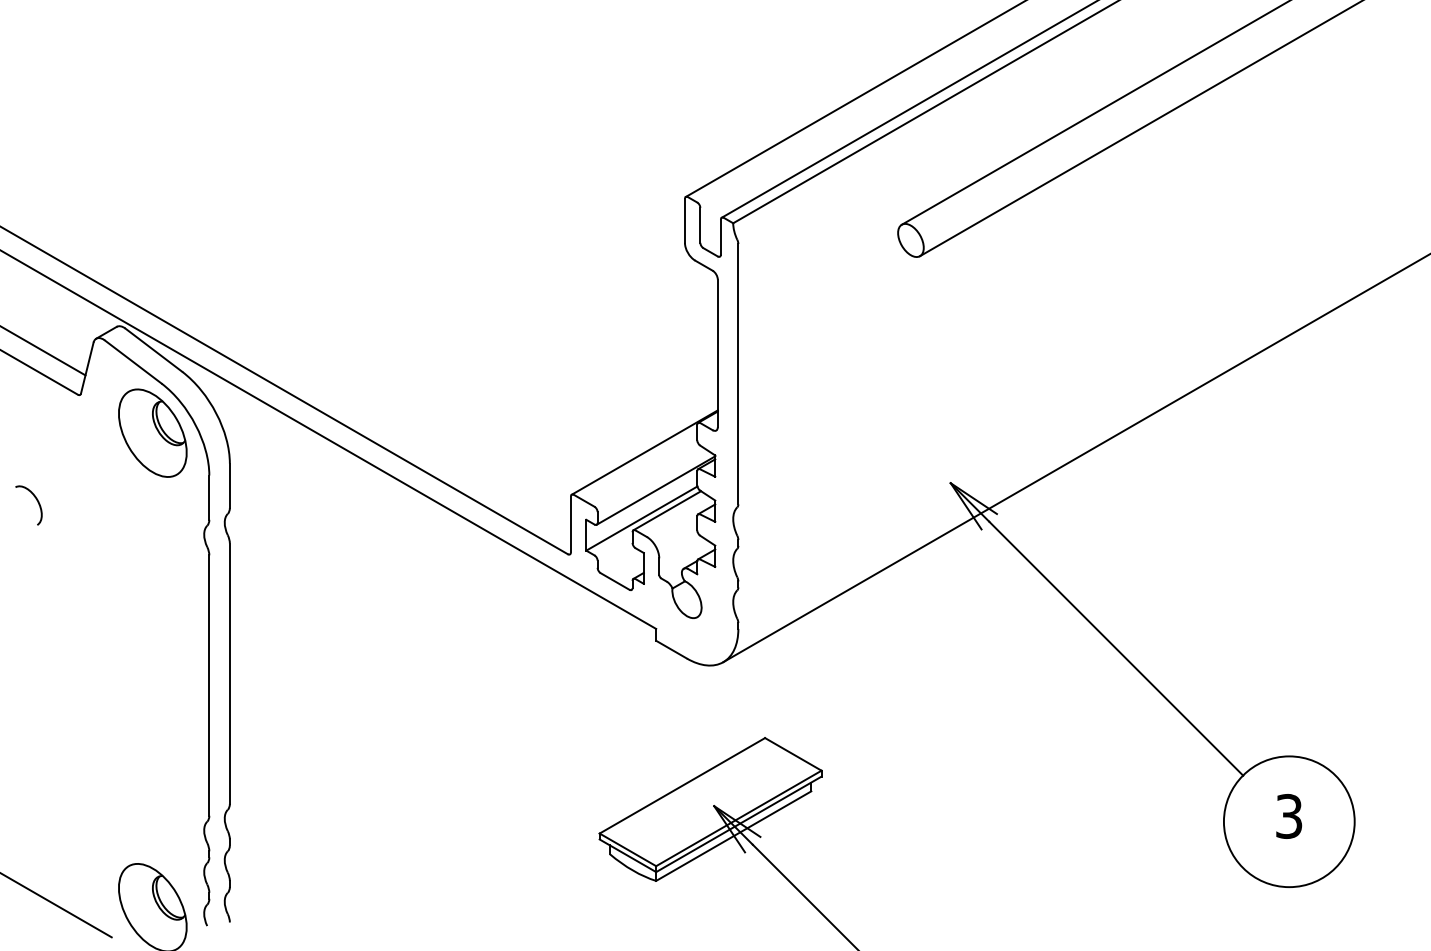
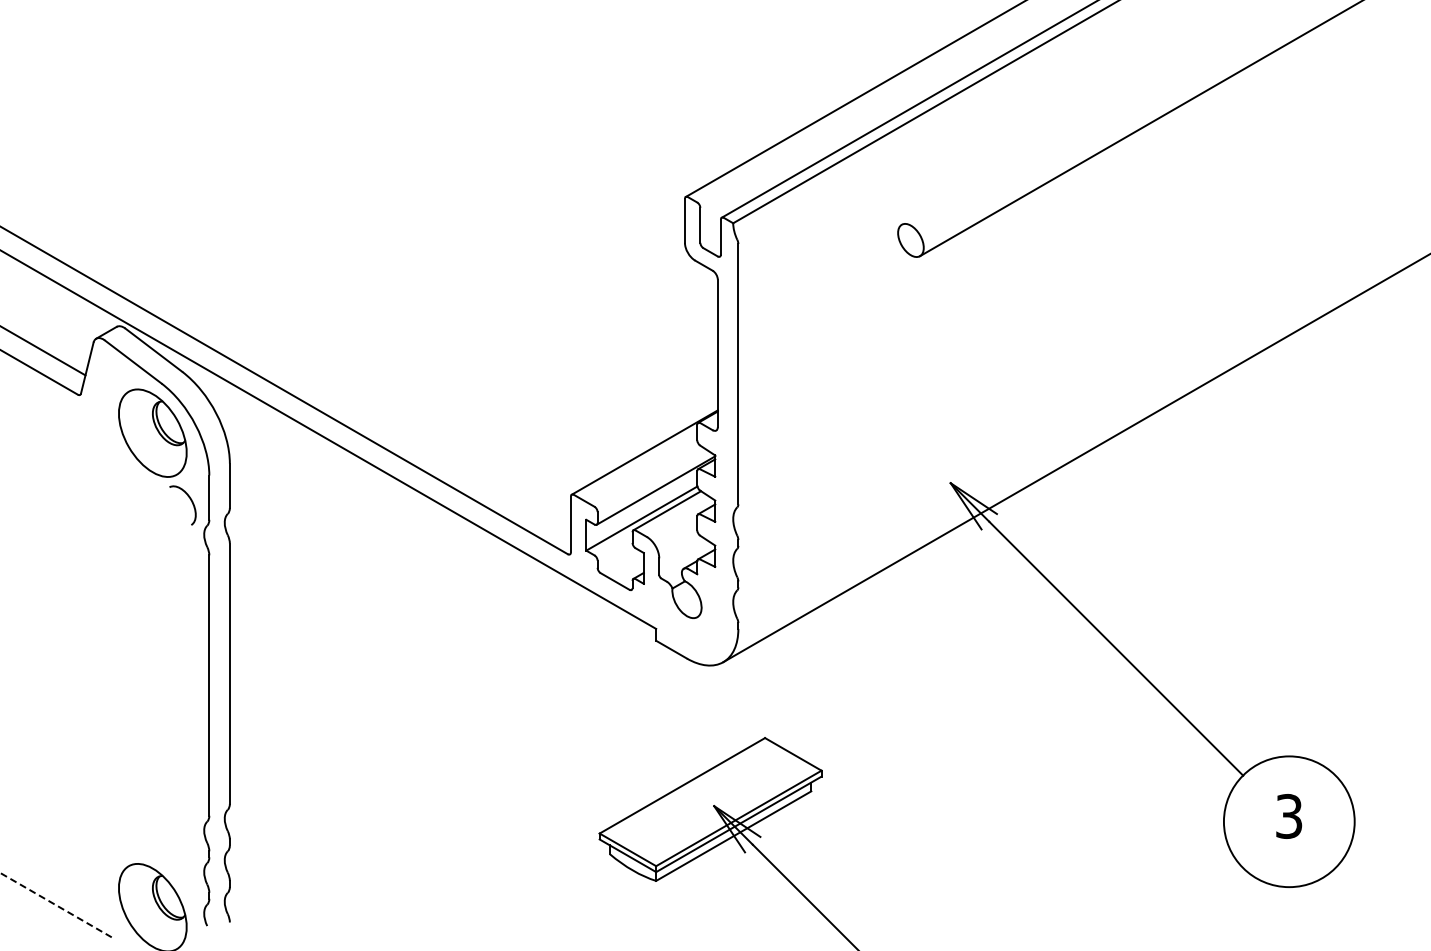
line: present -> none (1094, 113)
curve position: (36, 500) -> (190, 500) (190, 500)
line: solid -> dashed (55, 904)
